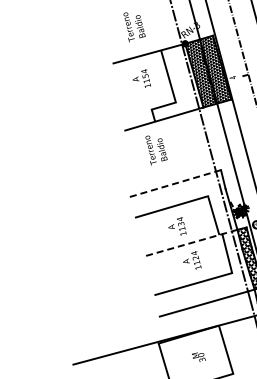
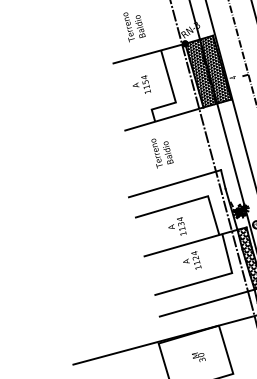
text position: (141, 78) -> (141, 84) (141, 84)
text position: (156, 150) -> (162, 153) (162, 153)
line: dashed -> solid (175, 183)
line: dashed -> solid (190, 243)
